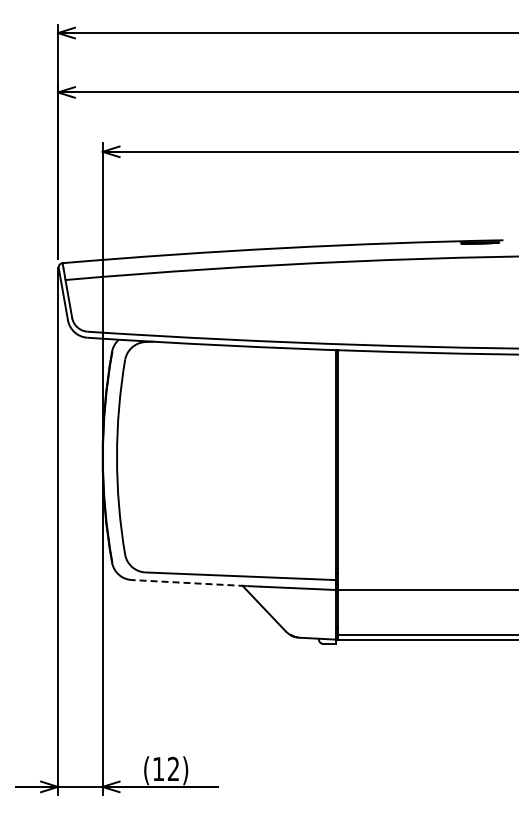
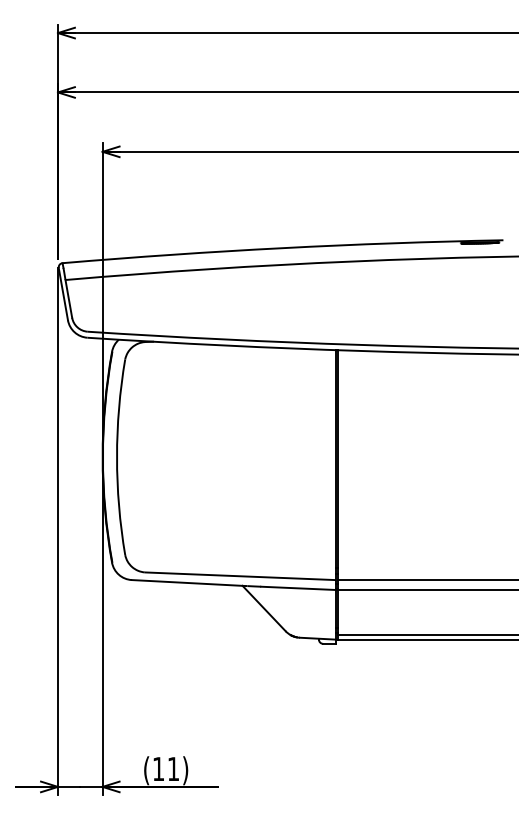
line: none -> present (426, 580)
line: dashed -> solid (188, 583)
text: (12) -> (11) (172, 768)
